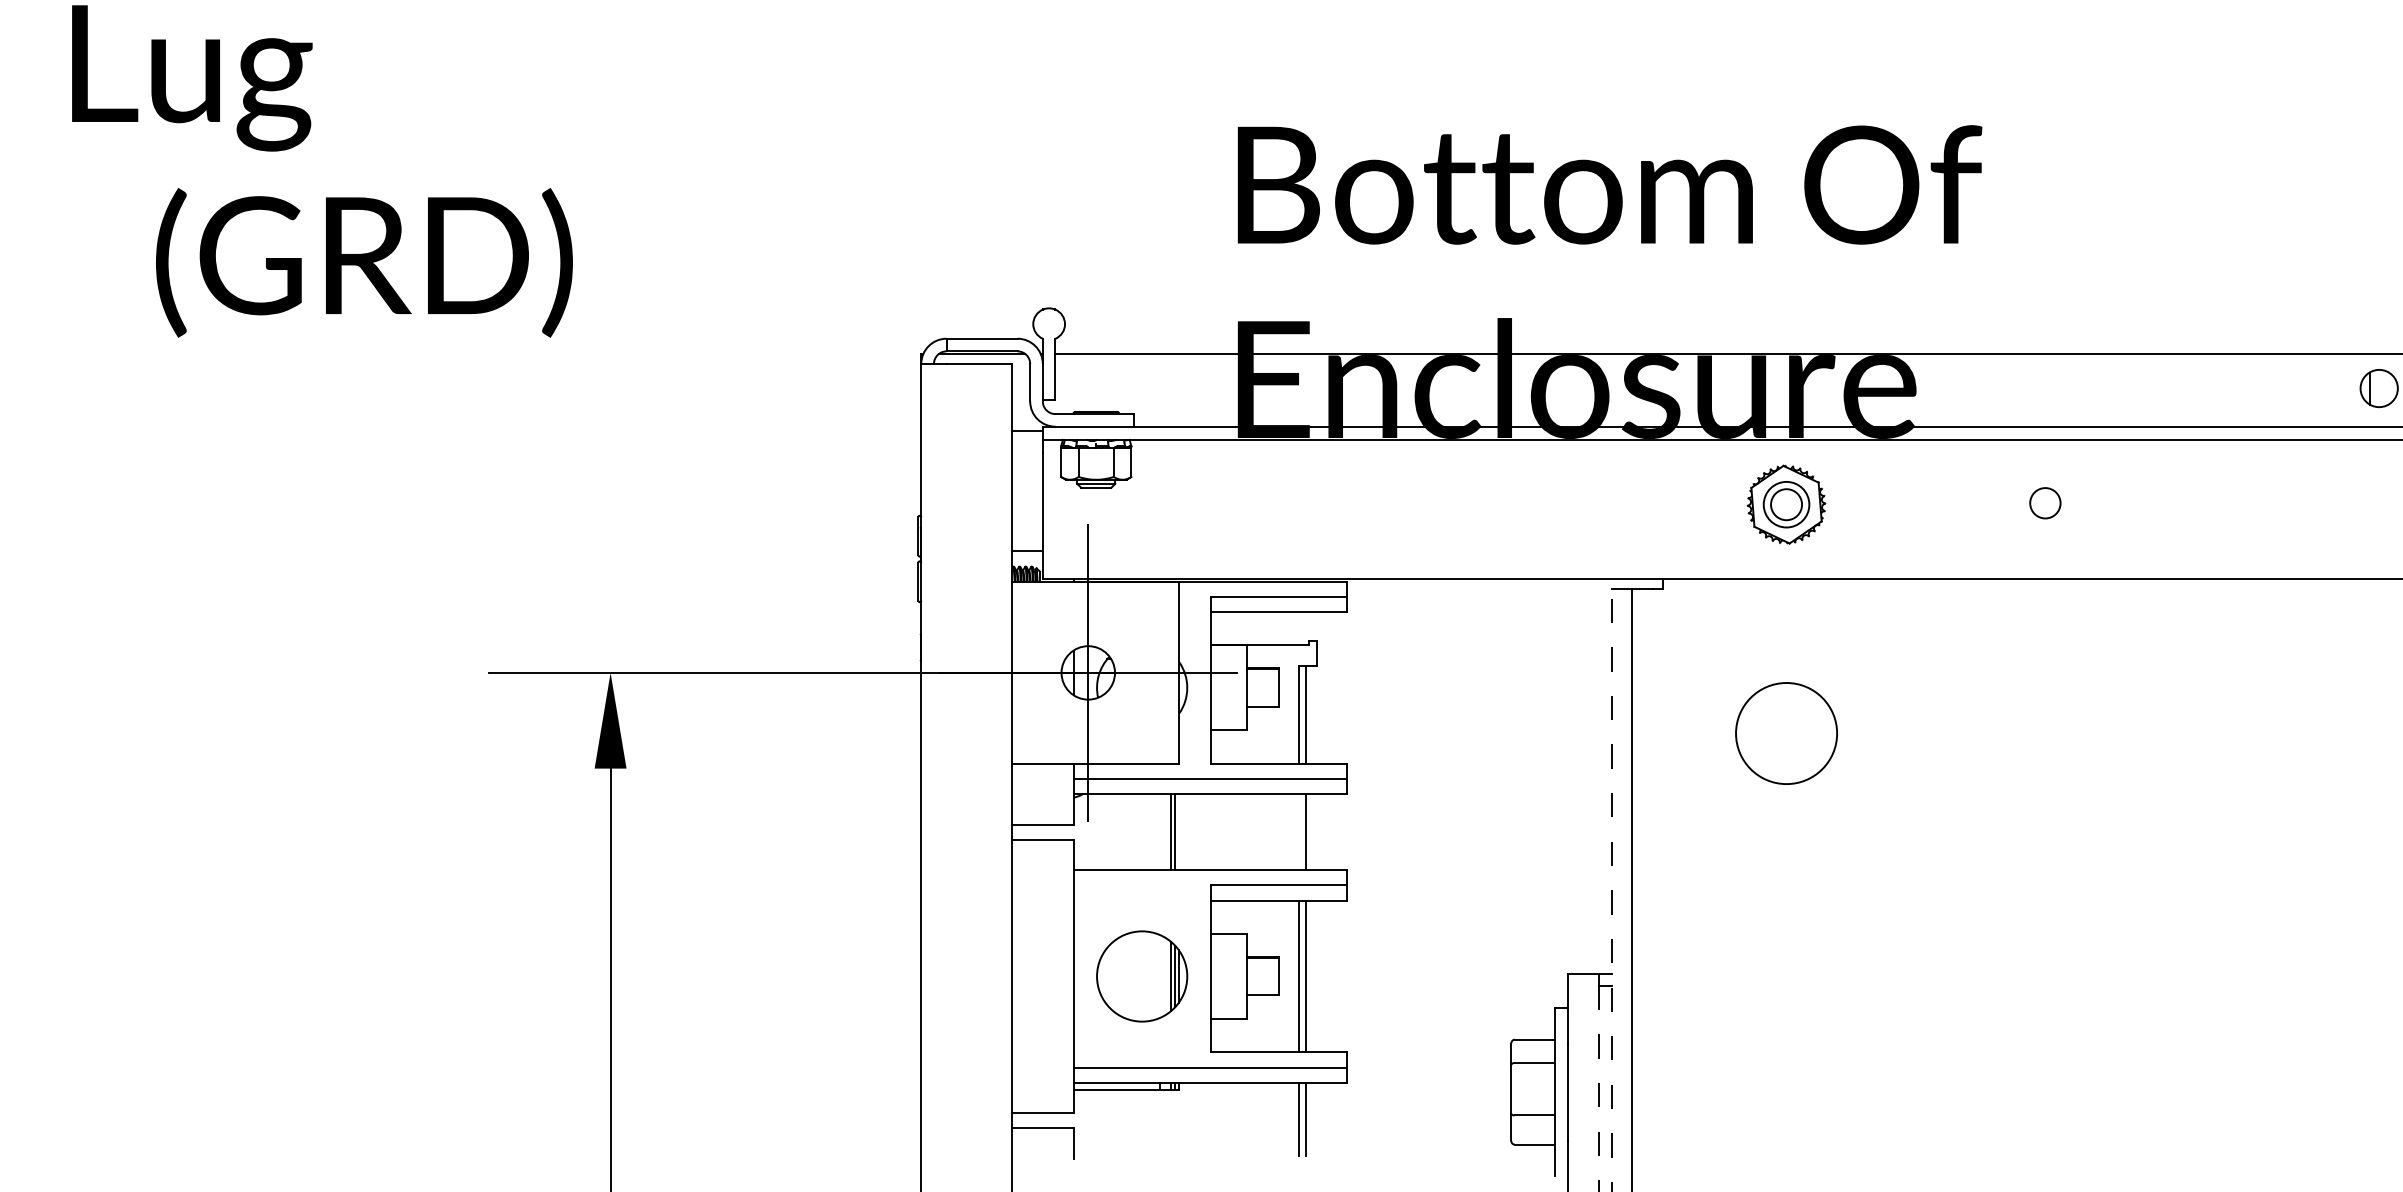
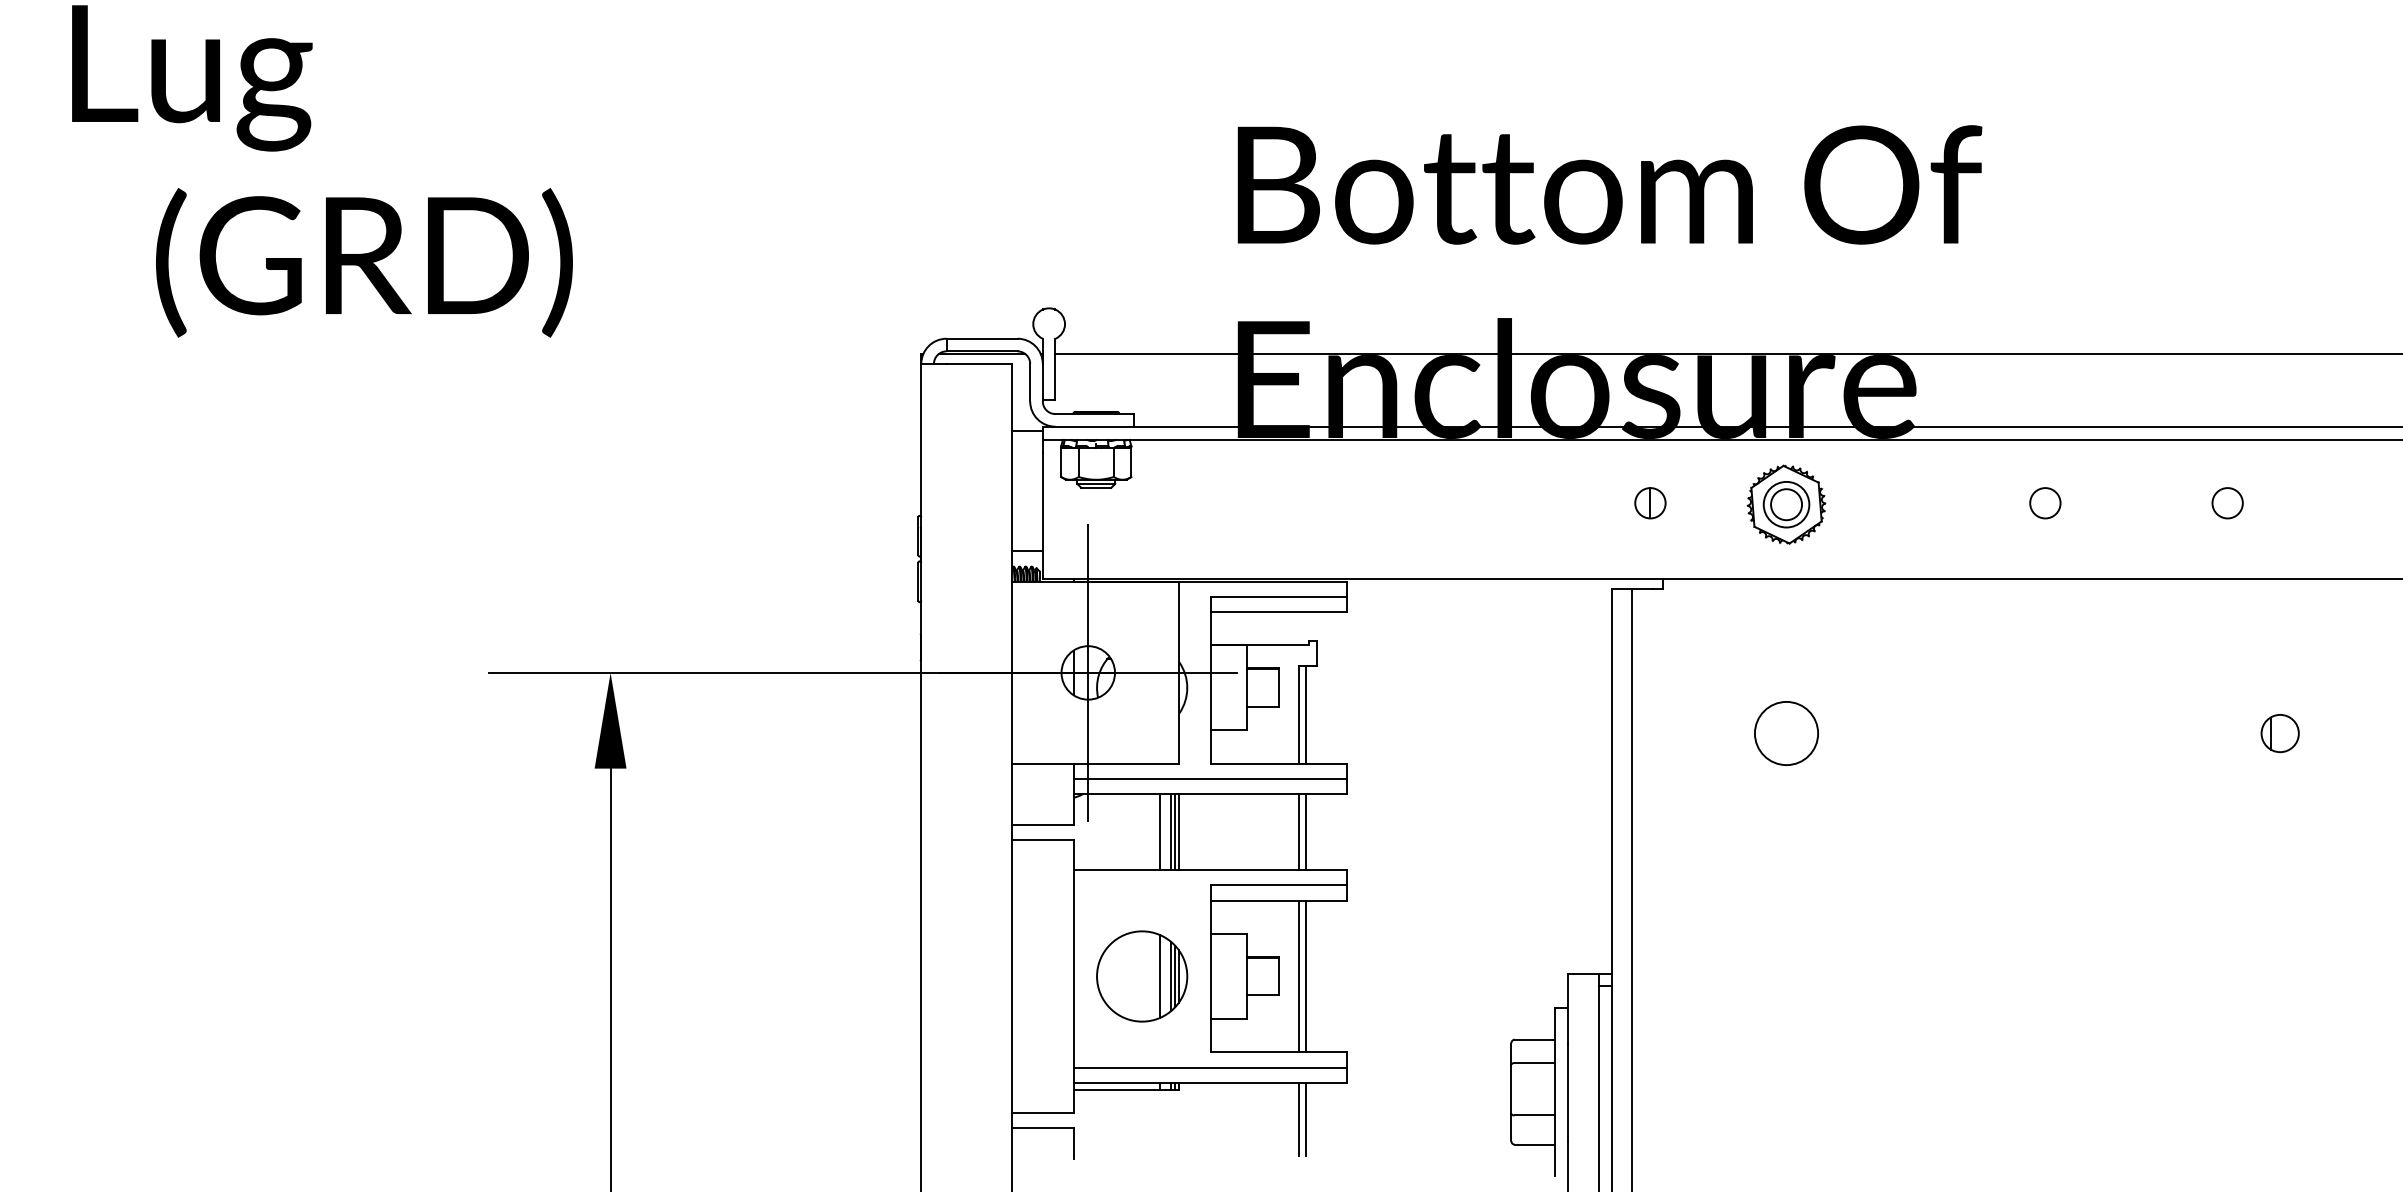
part position: (2378, 388) -> (2279, 733) (2279, 733)
part: none -> present (1650, 503)
circle: none -> present (2227, 503)
circle size: 103x103 px -> 65x65 px (1786, 733)
line: none -> present (1160, 832)
line: none -> present (1178, 832)
line: none -> present (1298, 832)
line: dashed -> solid (1611, 889)
line: none -> present (1160, 976)
line: dashed -> solid (1598, 1088)
